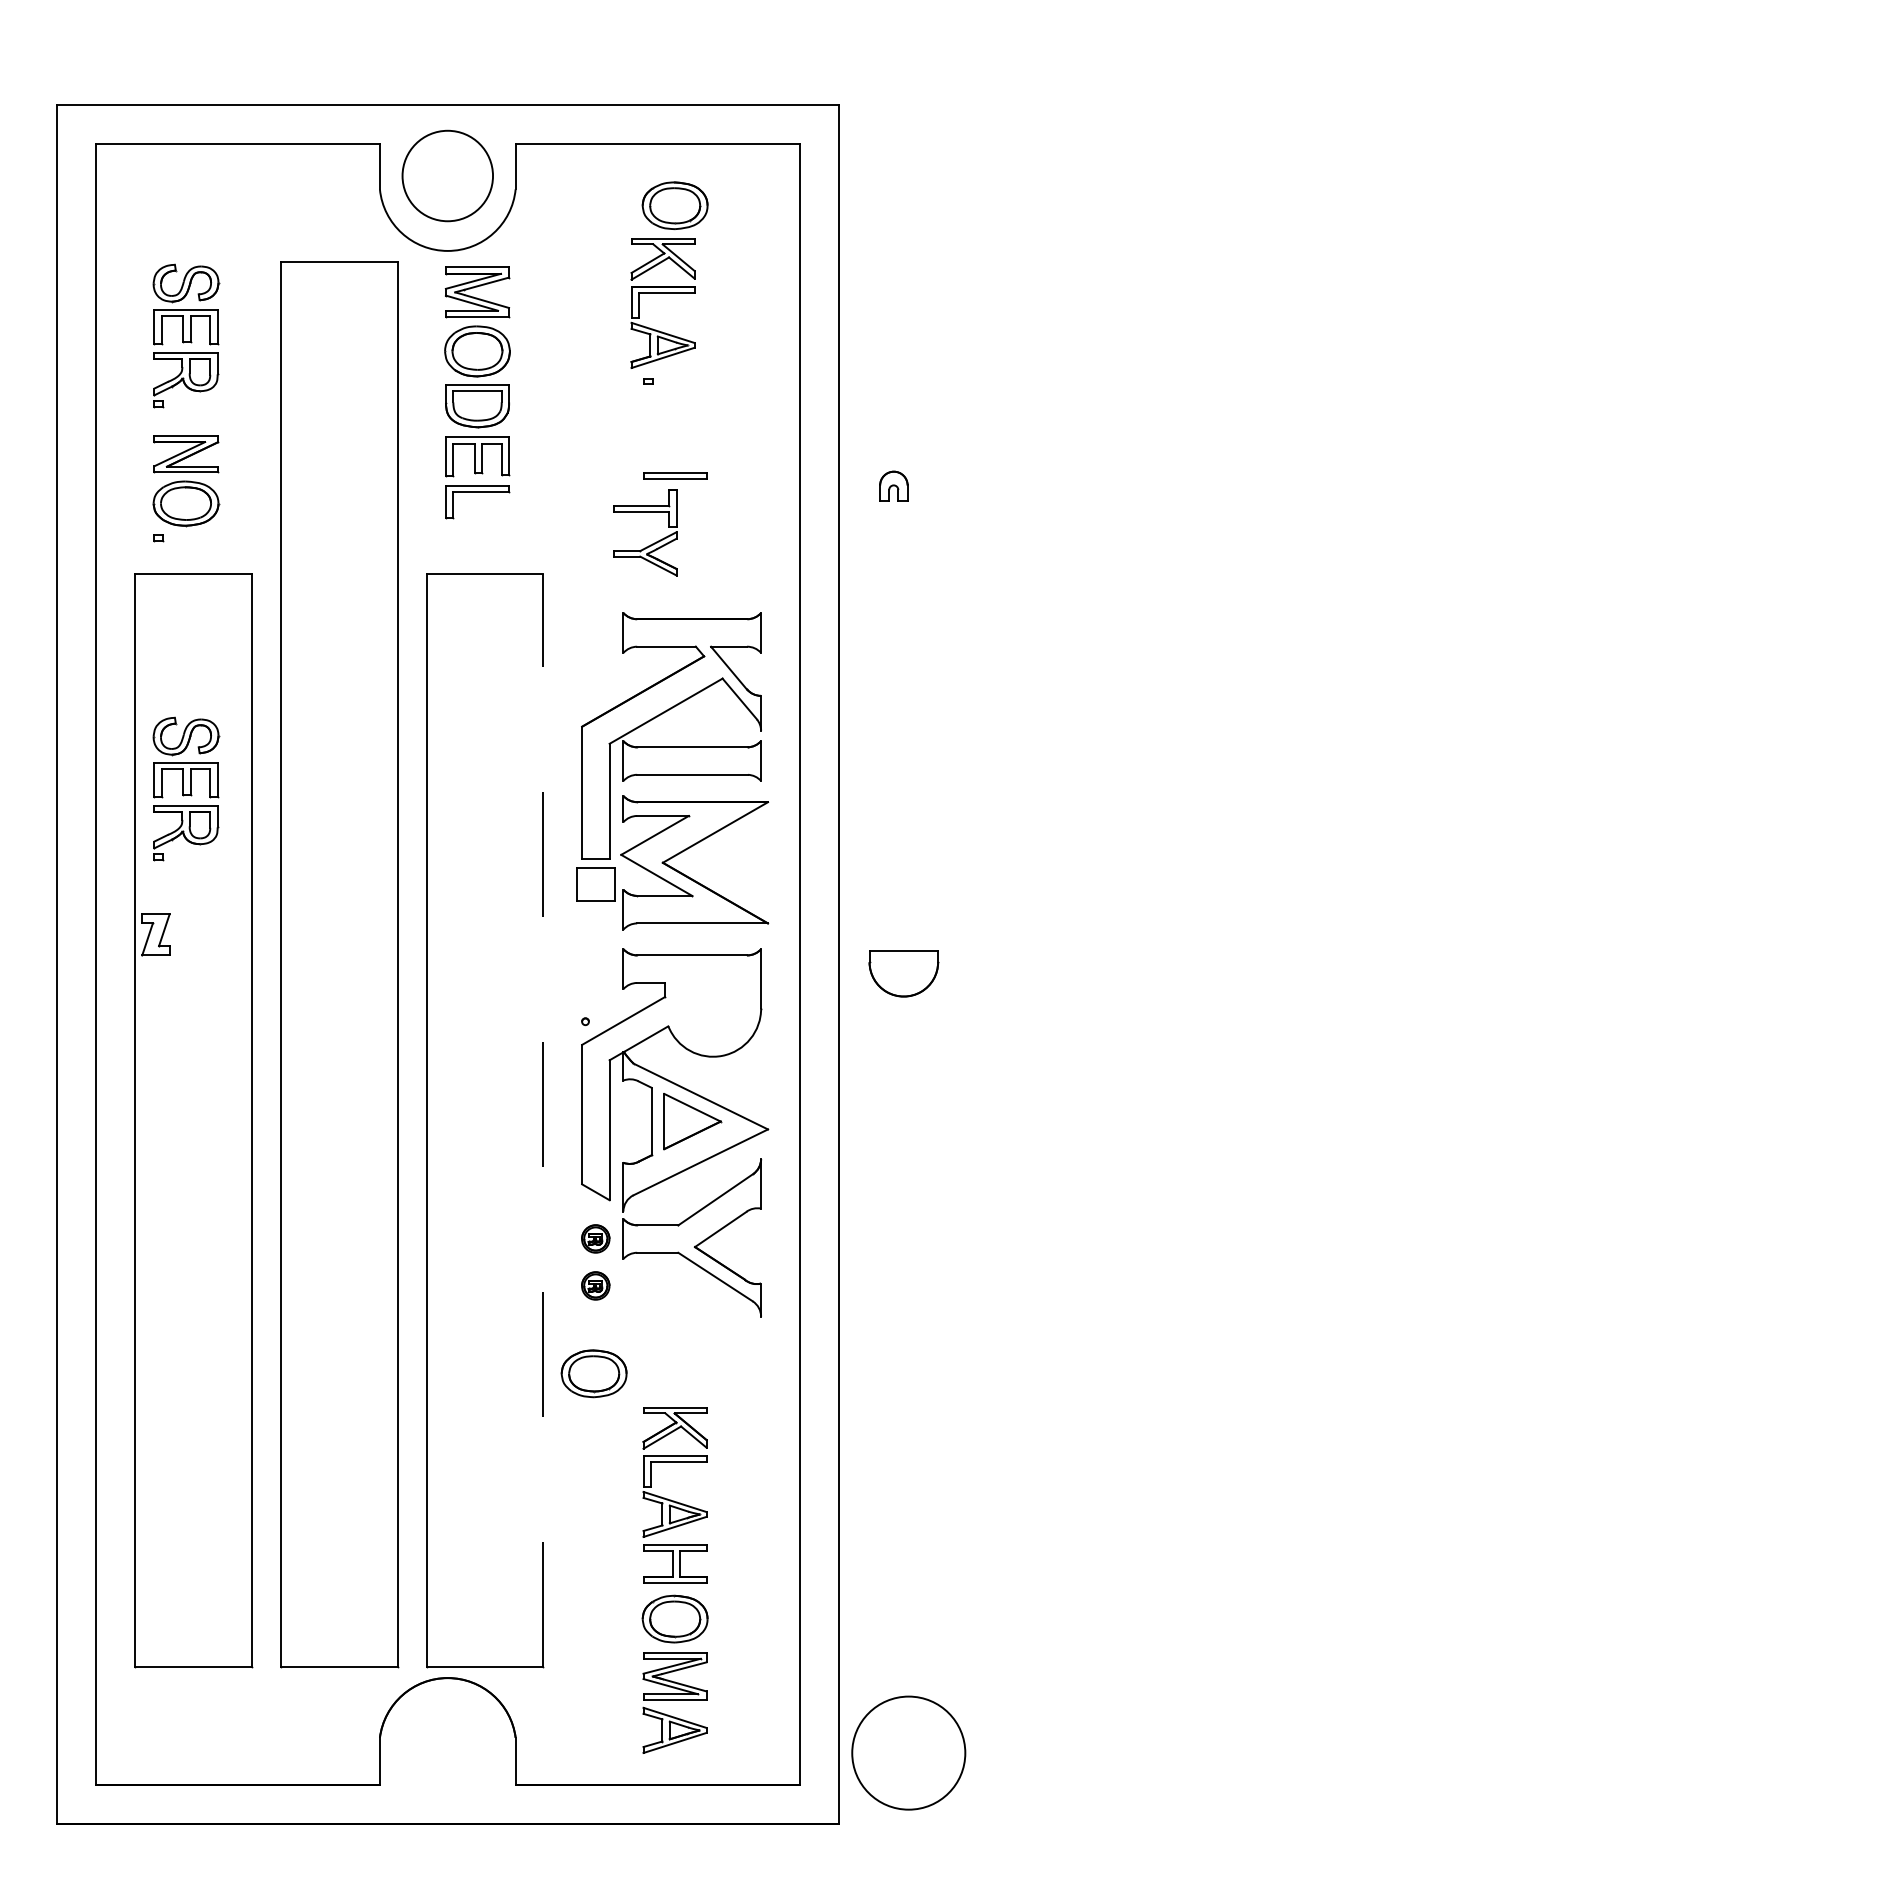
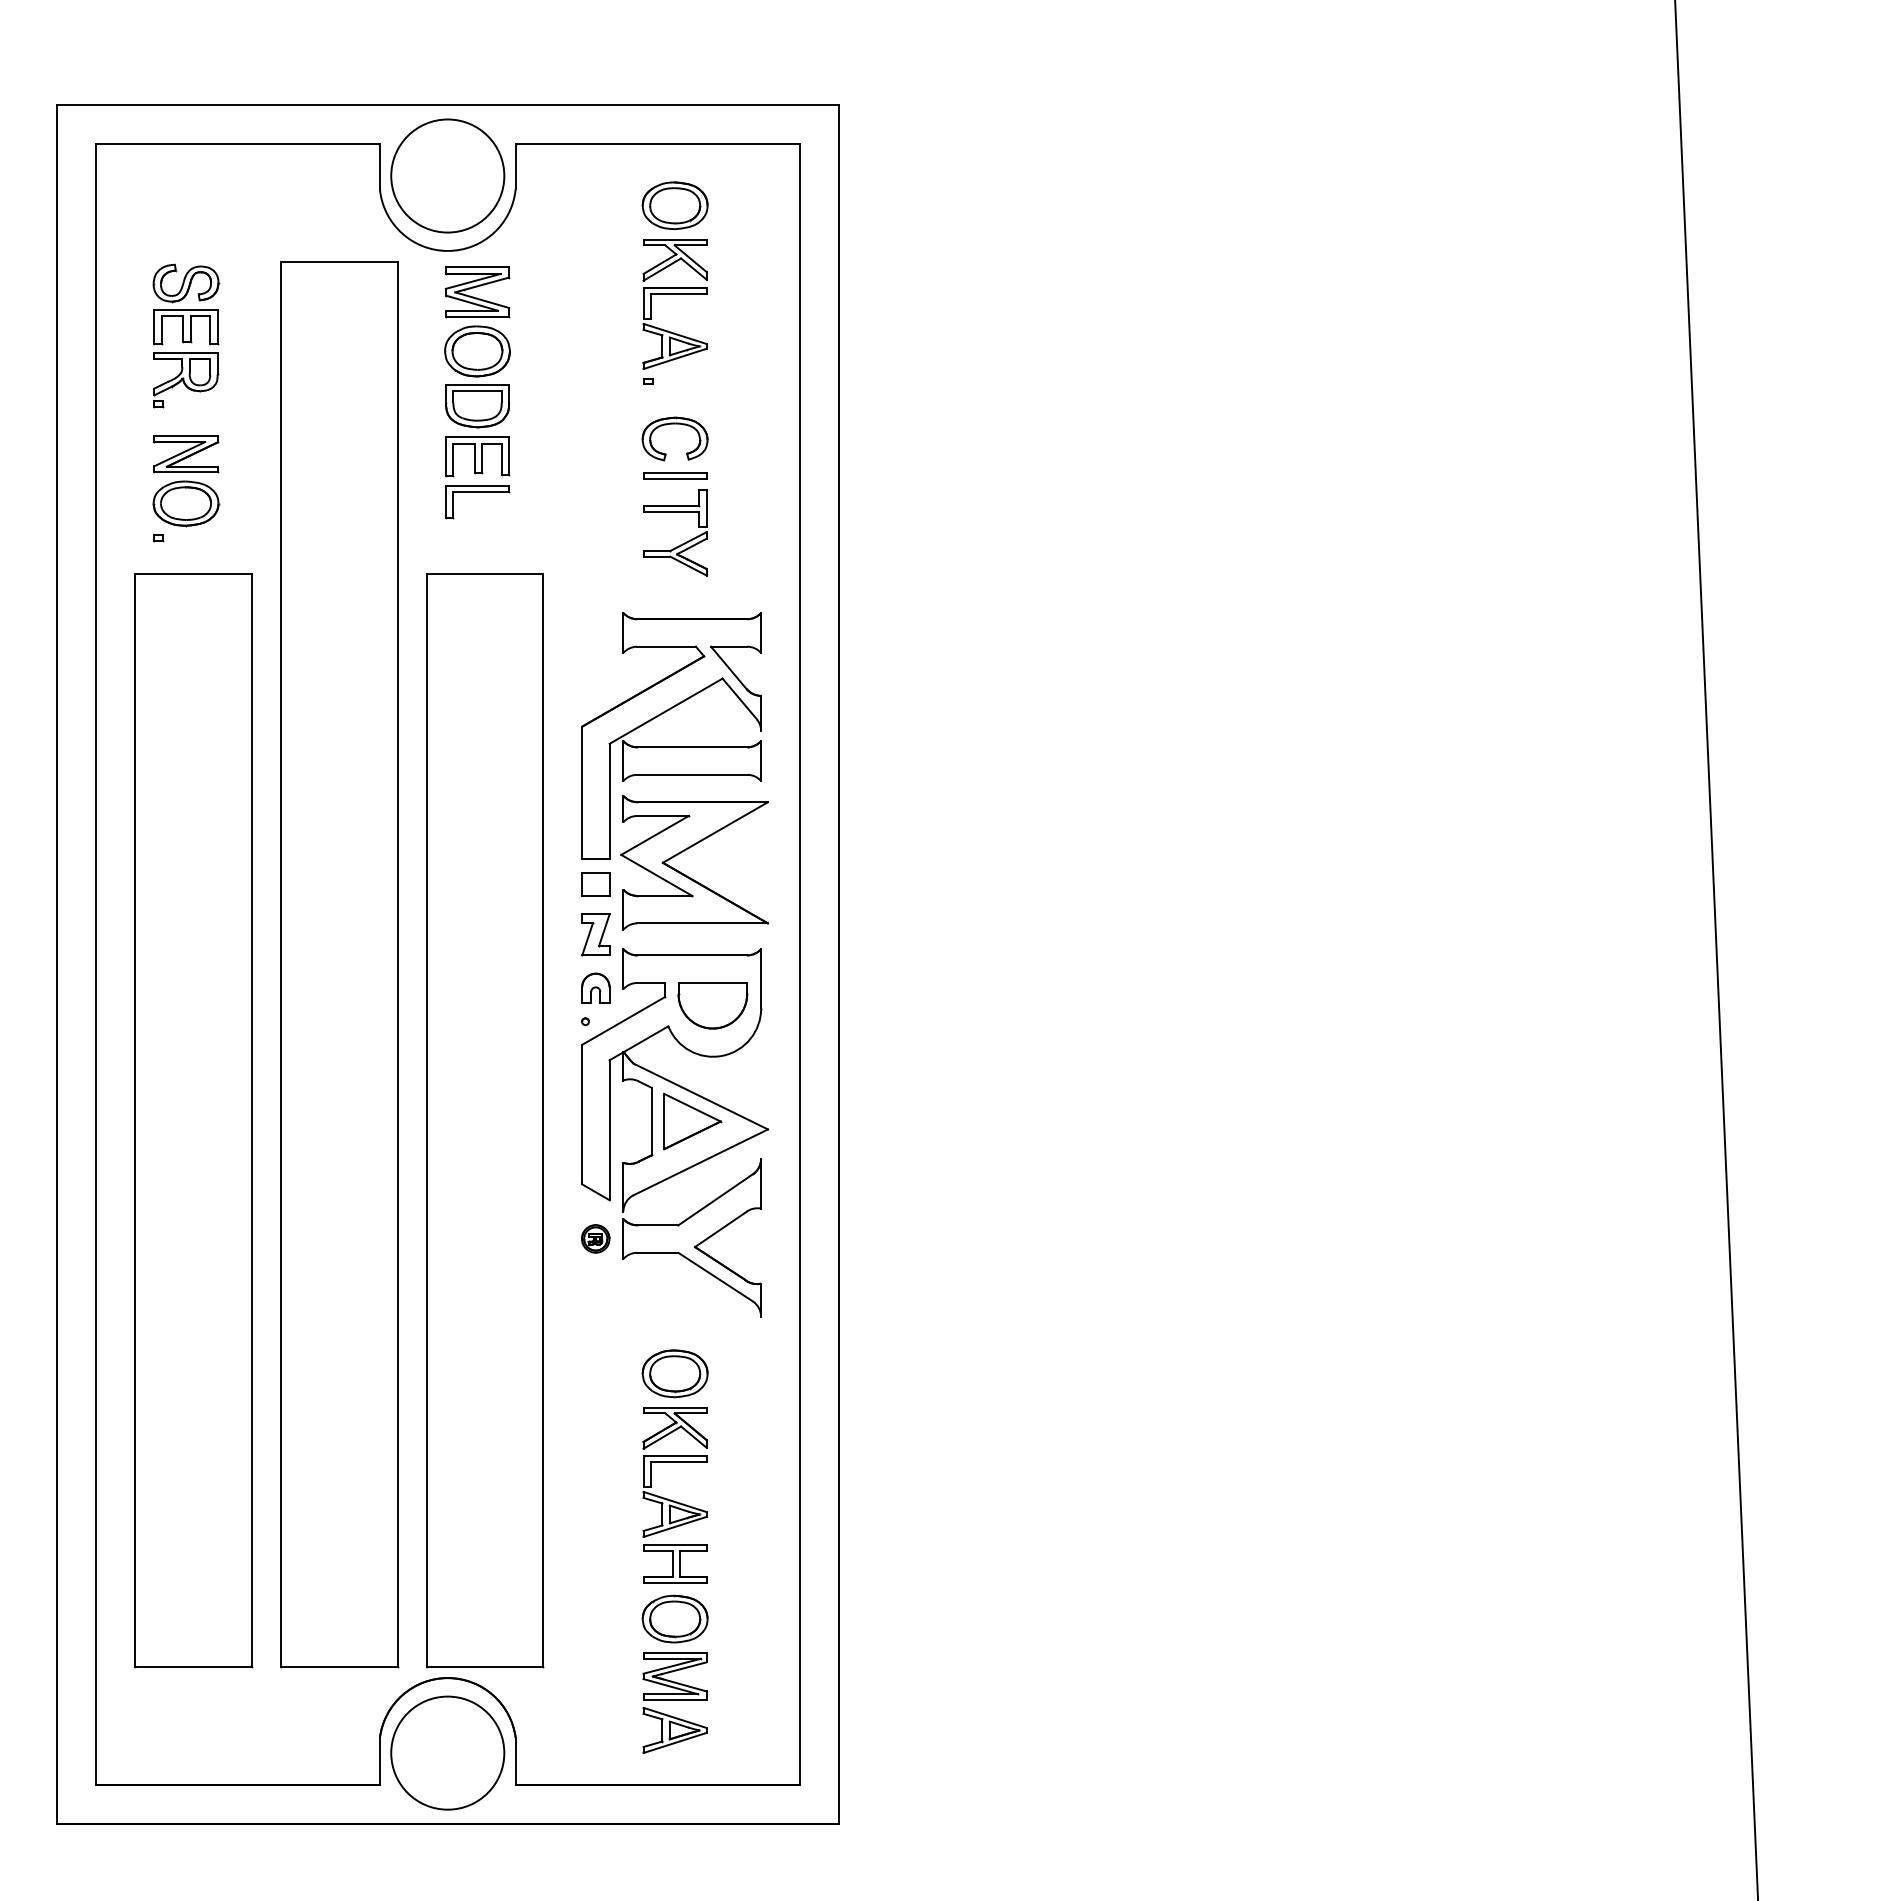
circle diameter: 90 px -> 113 px (447, 175)
part position: (662, 293) -> (674, 294) (674, 294)
part: none -> present (674, 424)
part position: (893, 485) -> (595, 987) (595, 987)
part position: (650, 544) -> (680, 544) (680, 544)
part: present -> none (186, 788)
part size: 40x35 px -> 30x25 px (595, 884)
part position: (155, 934) -> (595, 934) (595, 934)
line: none -> present (1716, 949)
part position: (903, 973) -> (712, 1005) (712, 1005)
line: dashed -> solid (543, 1120)
part: present -> none (595, 1285)
part position: (593, 1373) -> (674, 1373) (674, 1373)
circle position: (908, 1752) -> (447, 1752) (447, 1752)
